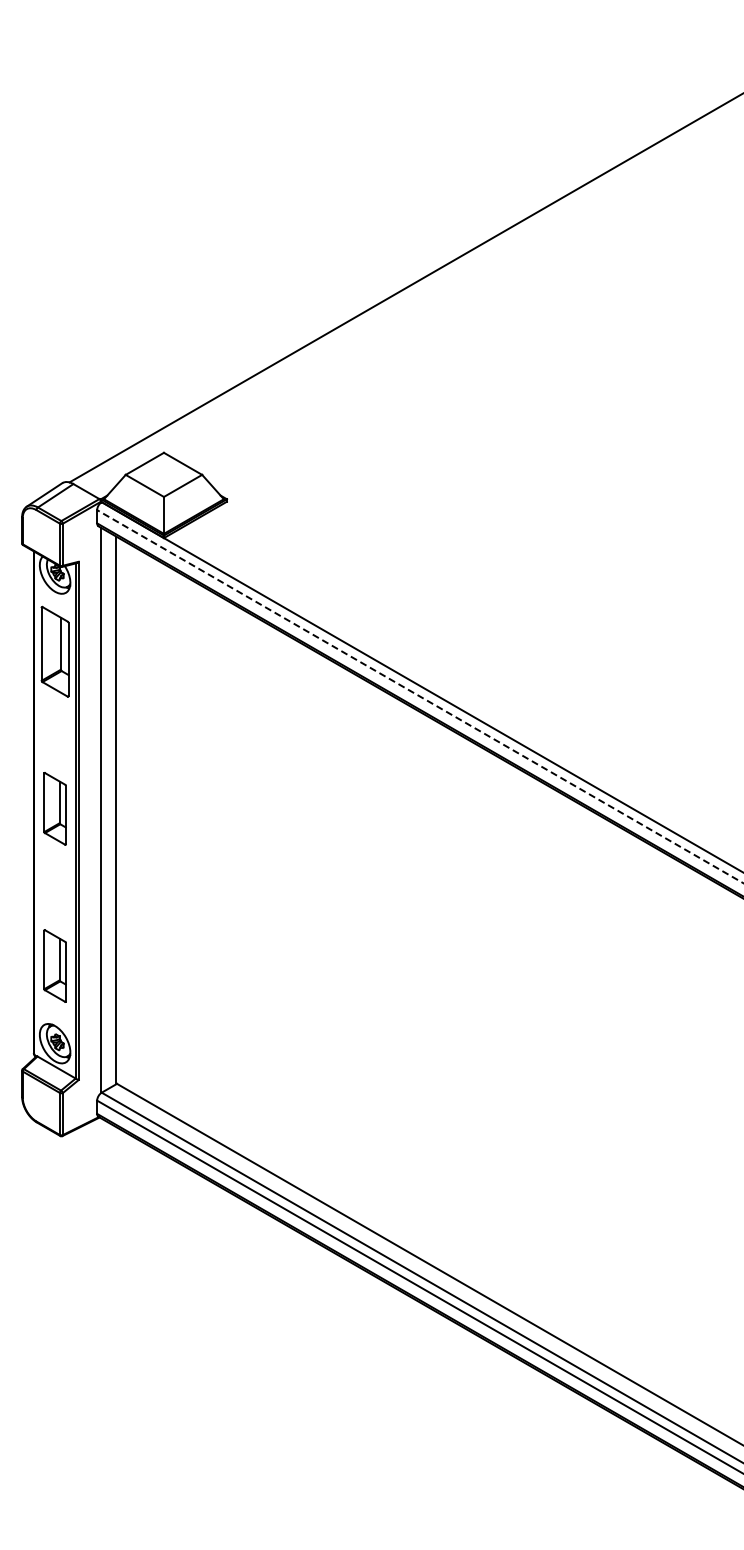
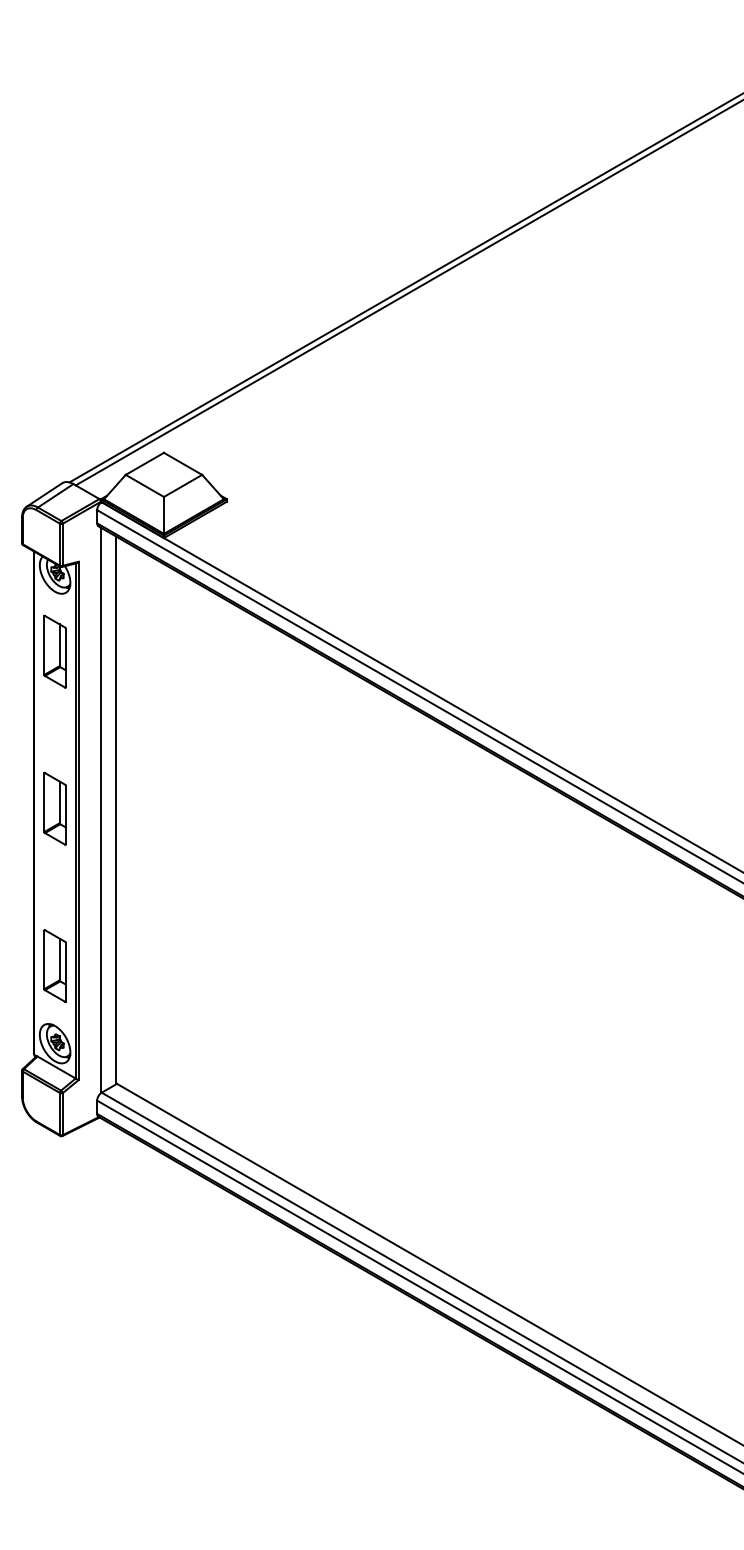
line: none -> present (407, 293)
part size: 30x93 px -> 24x75 px (54, 651)
line: dashed -> solid (420, 696)
